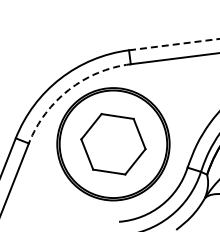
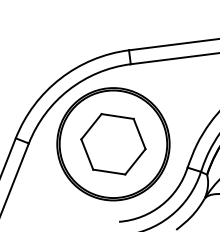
line: dashed -> solid (174, 44)
arc: dashed -> solid (68, 89)
